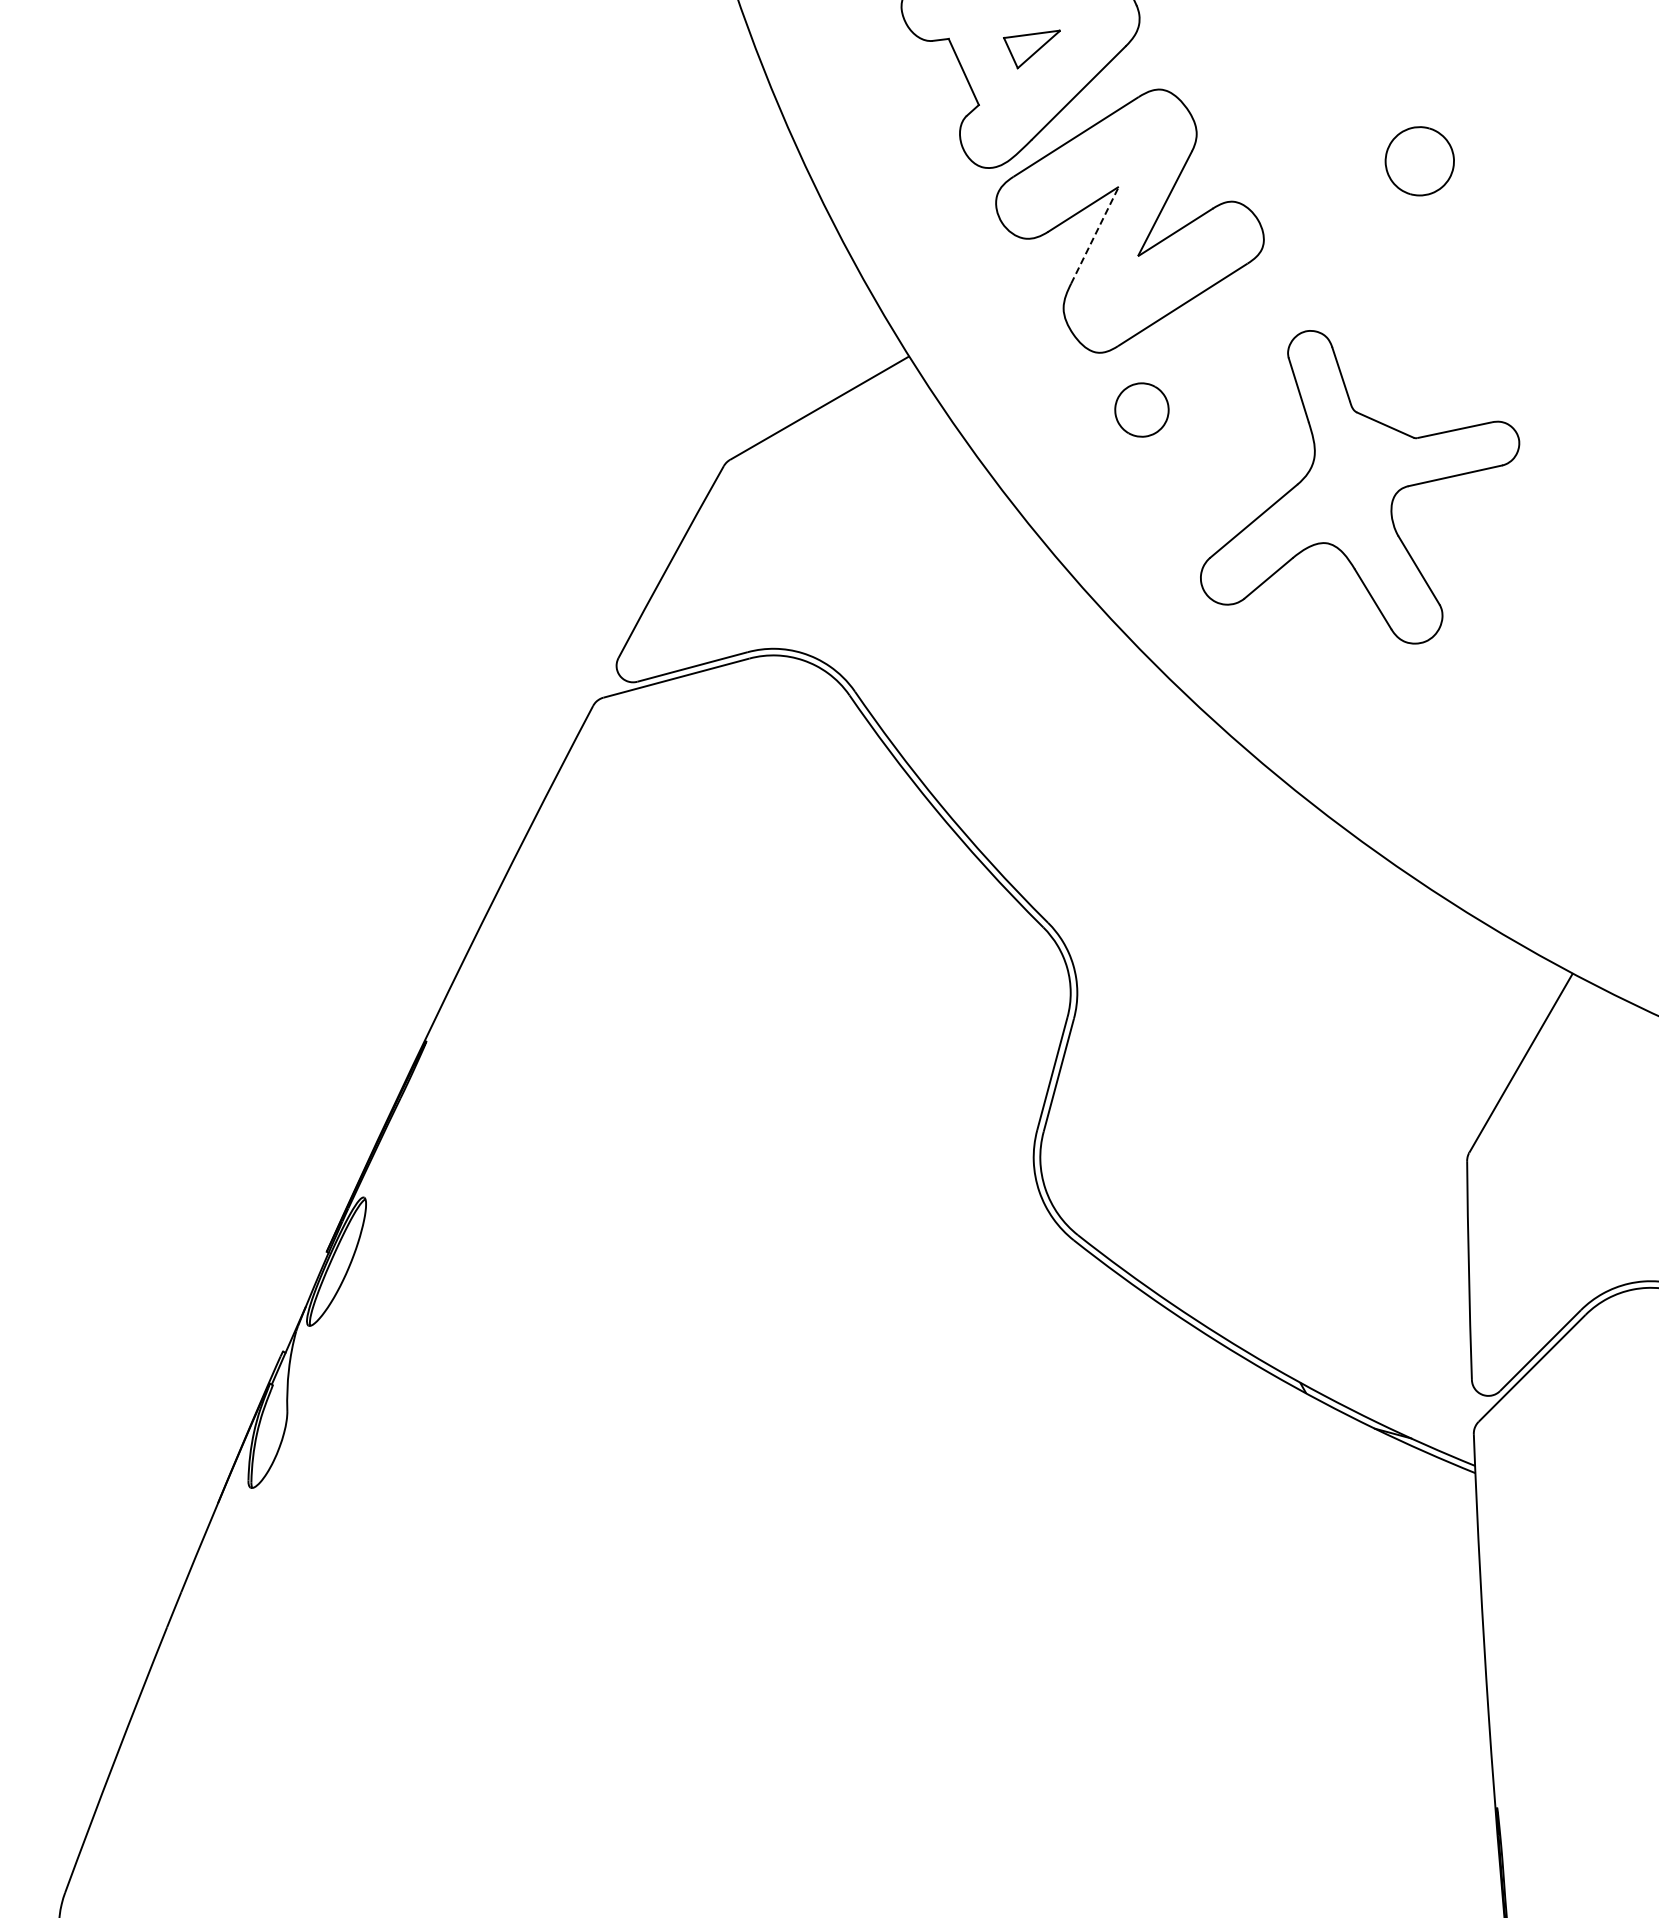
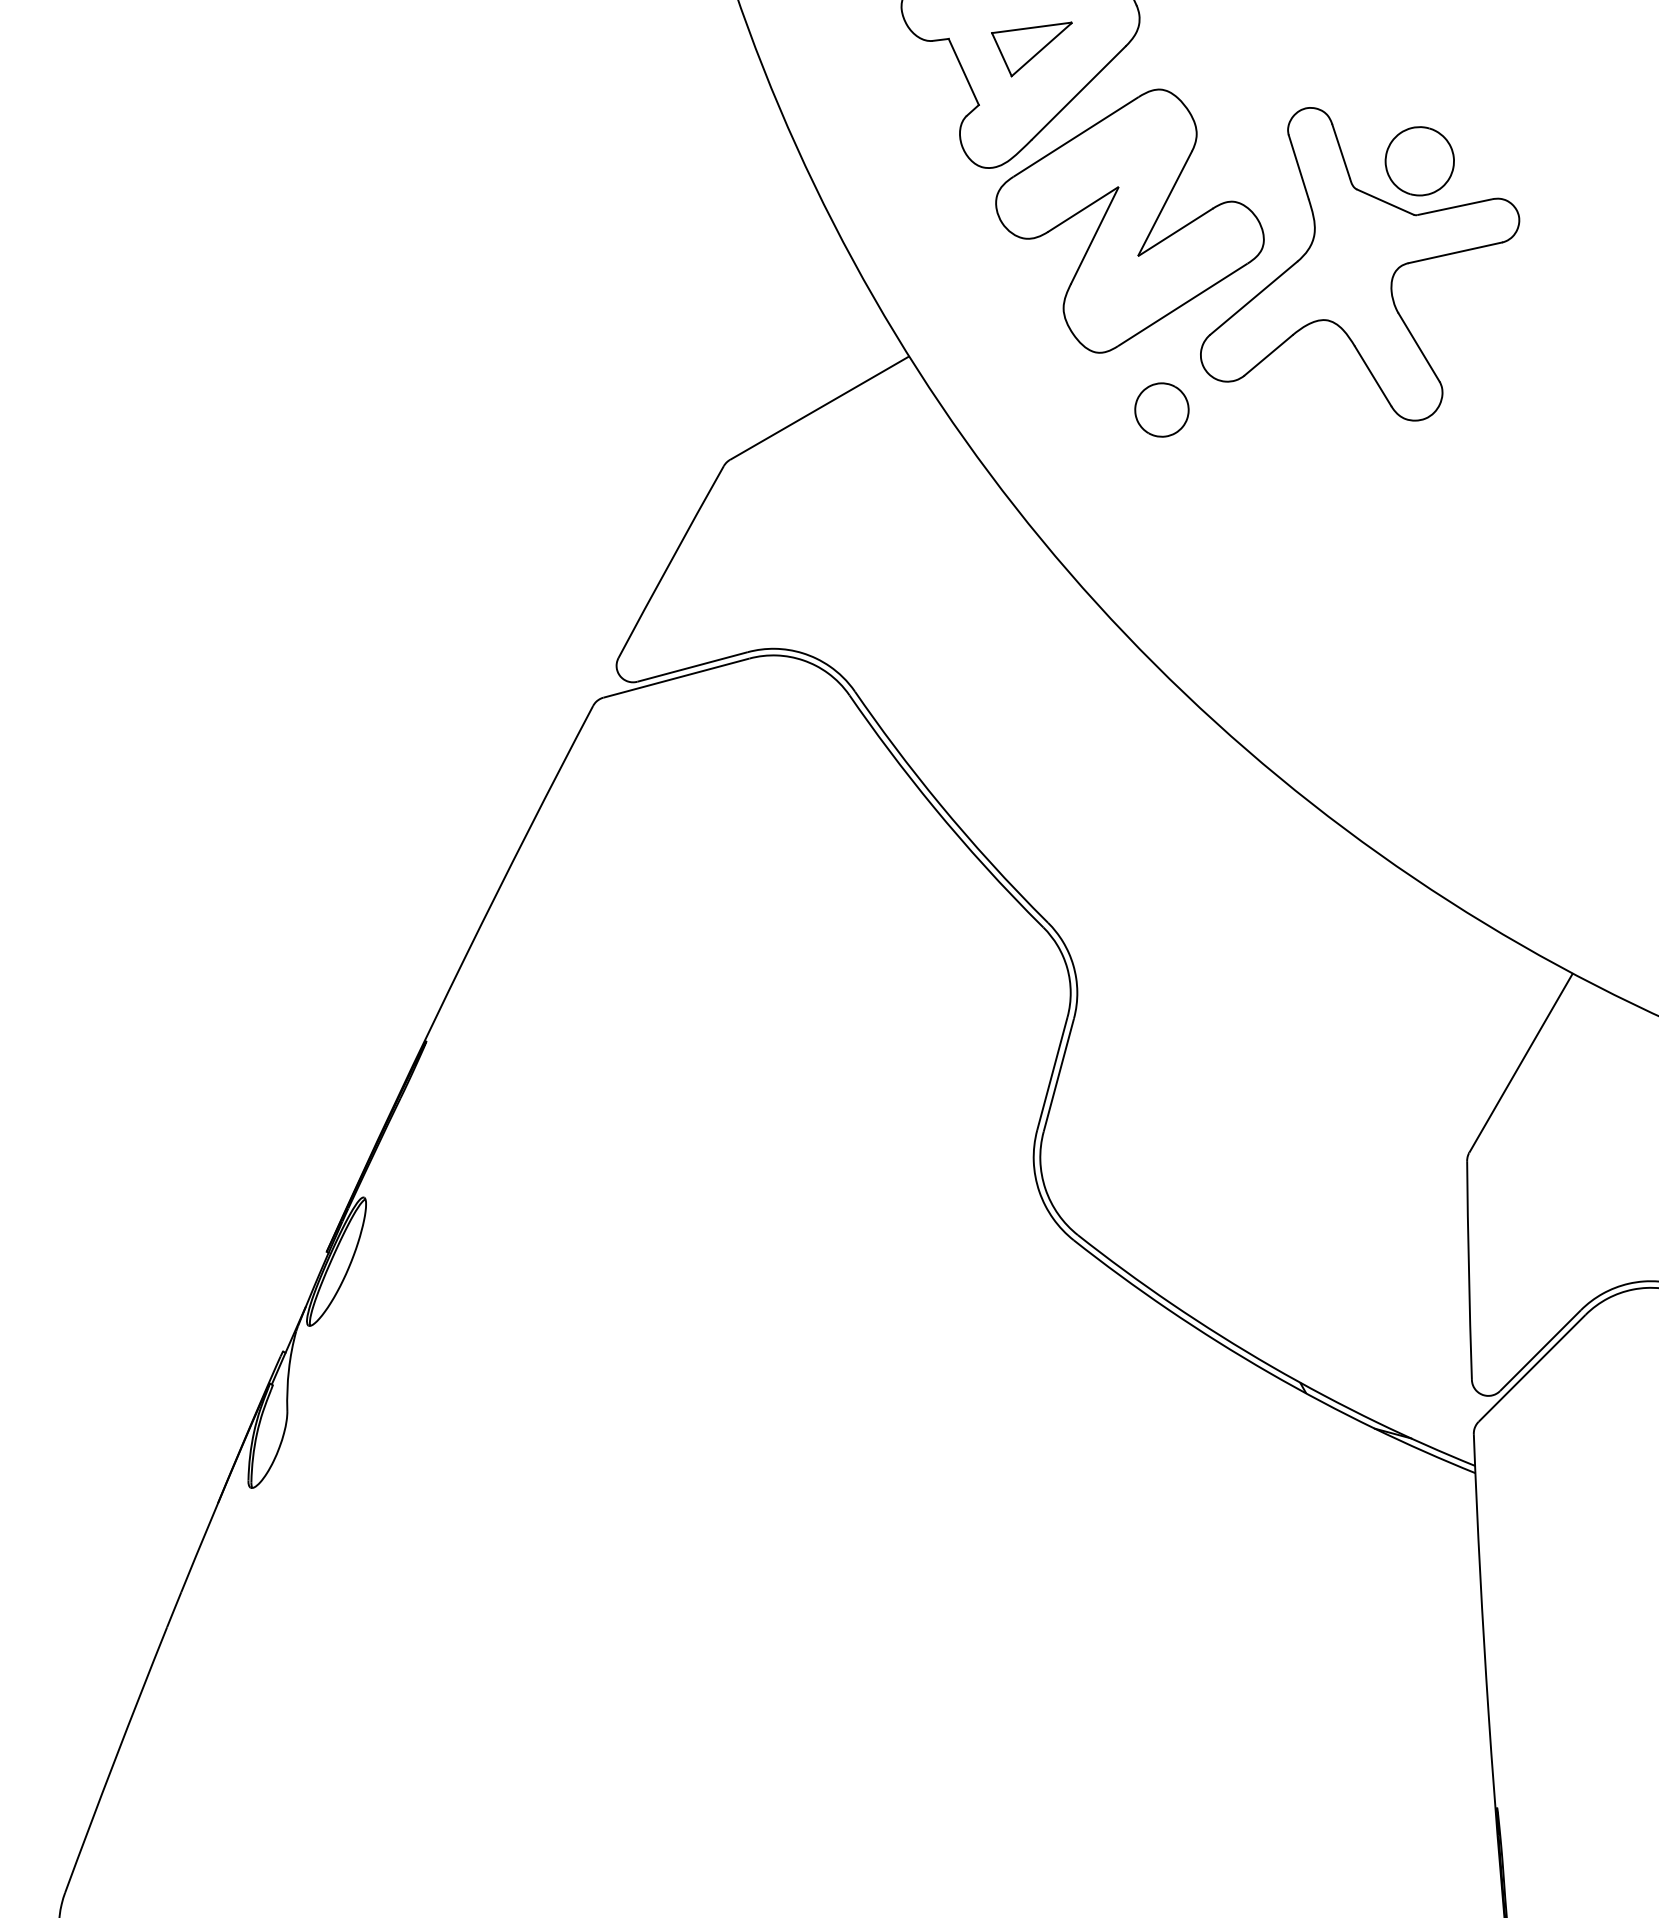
part size: 58x41 px -> 82x57 px (1031, 49)
line: dashed -> solid (1094, 235)
part position: (1141, 409) -> (1161, 409) (1161, 409)
part position: (1360, 487) -> (1360, 264) (1360, 264)
